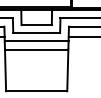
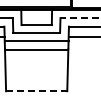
line: solid -> dashed (80, 18)
line: solid -> dashed (36, 91)
